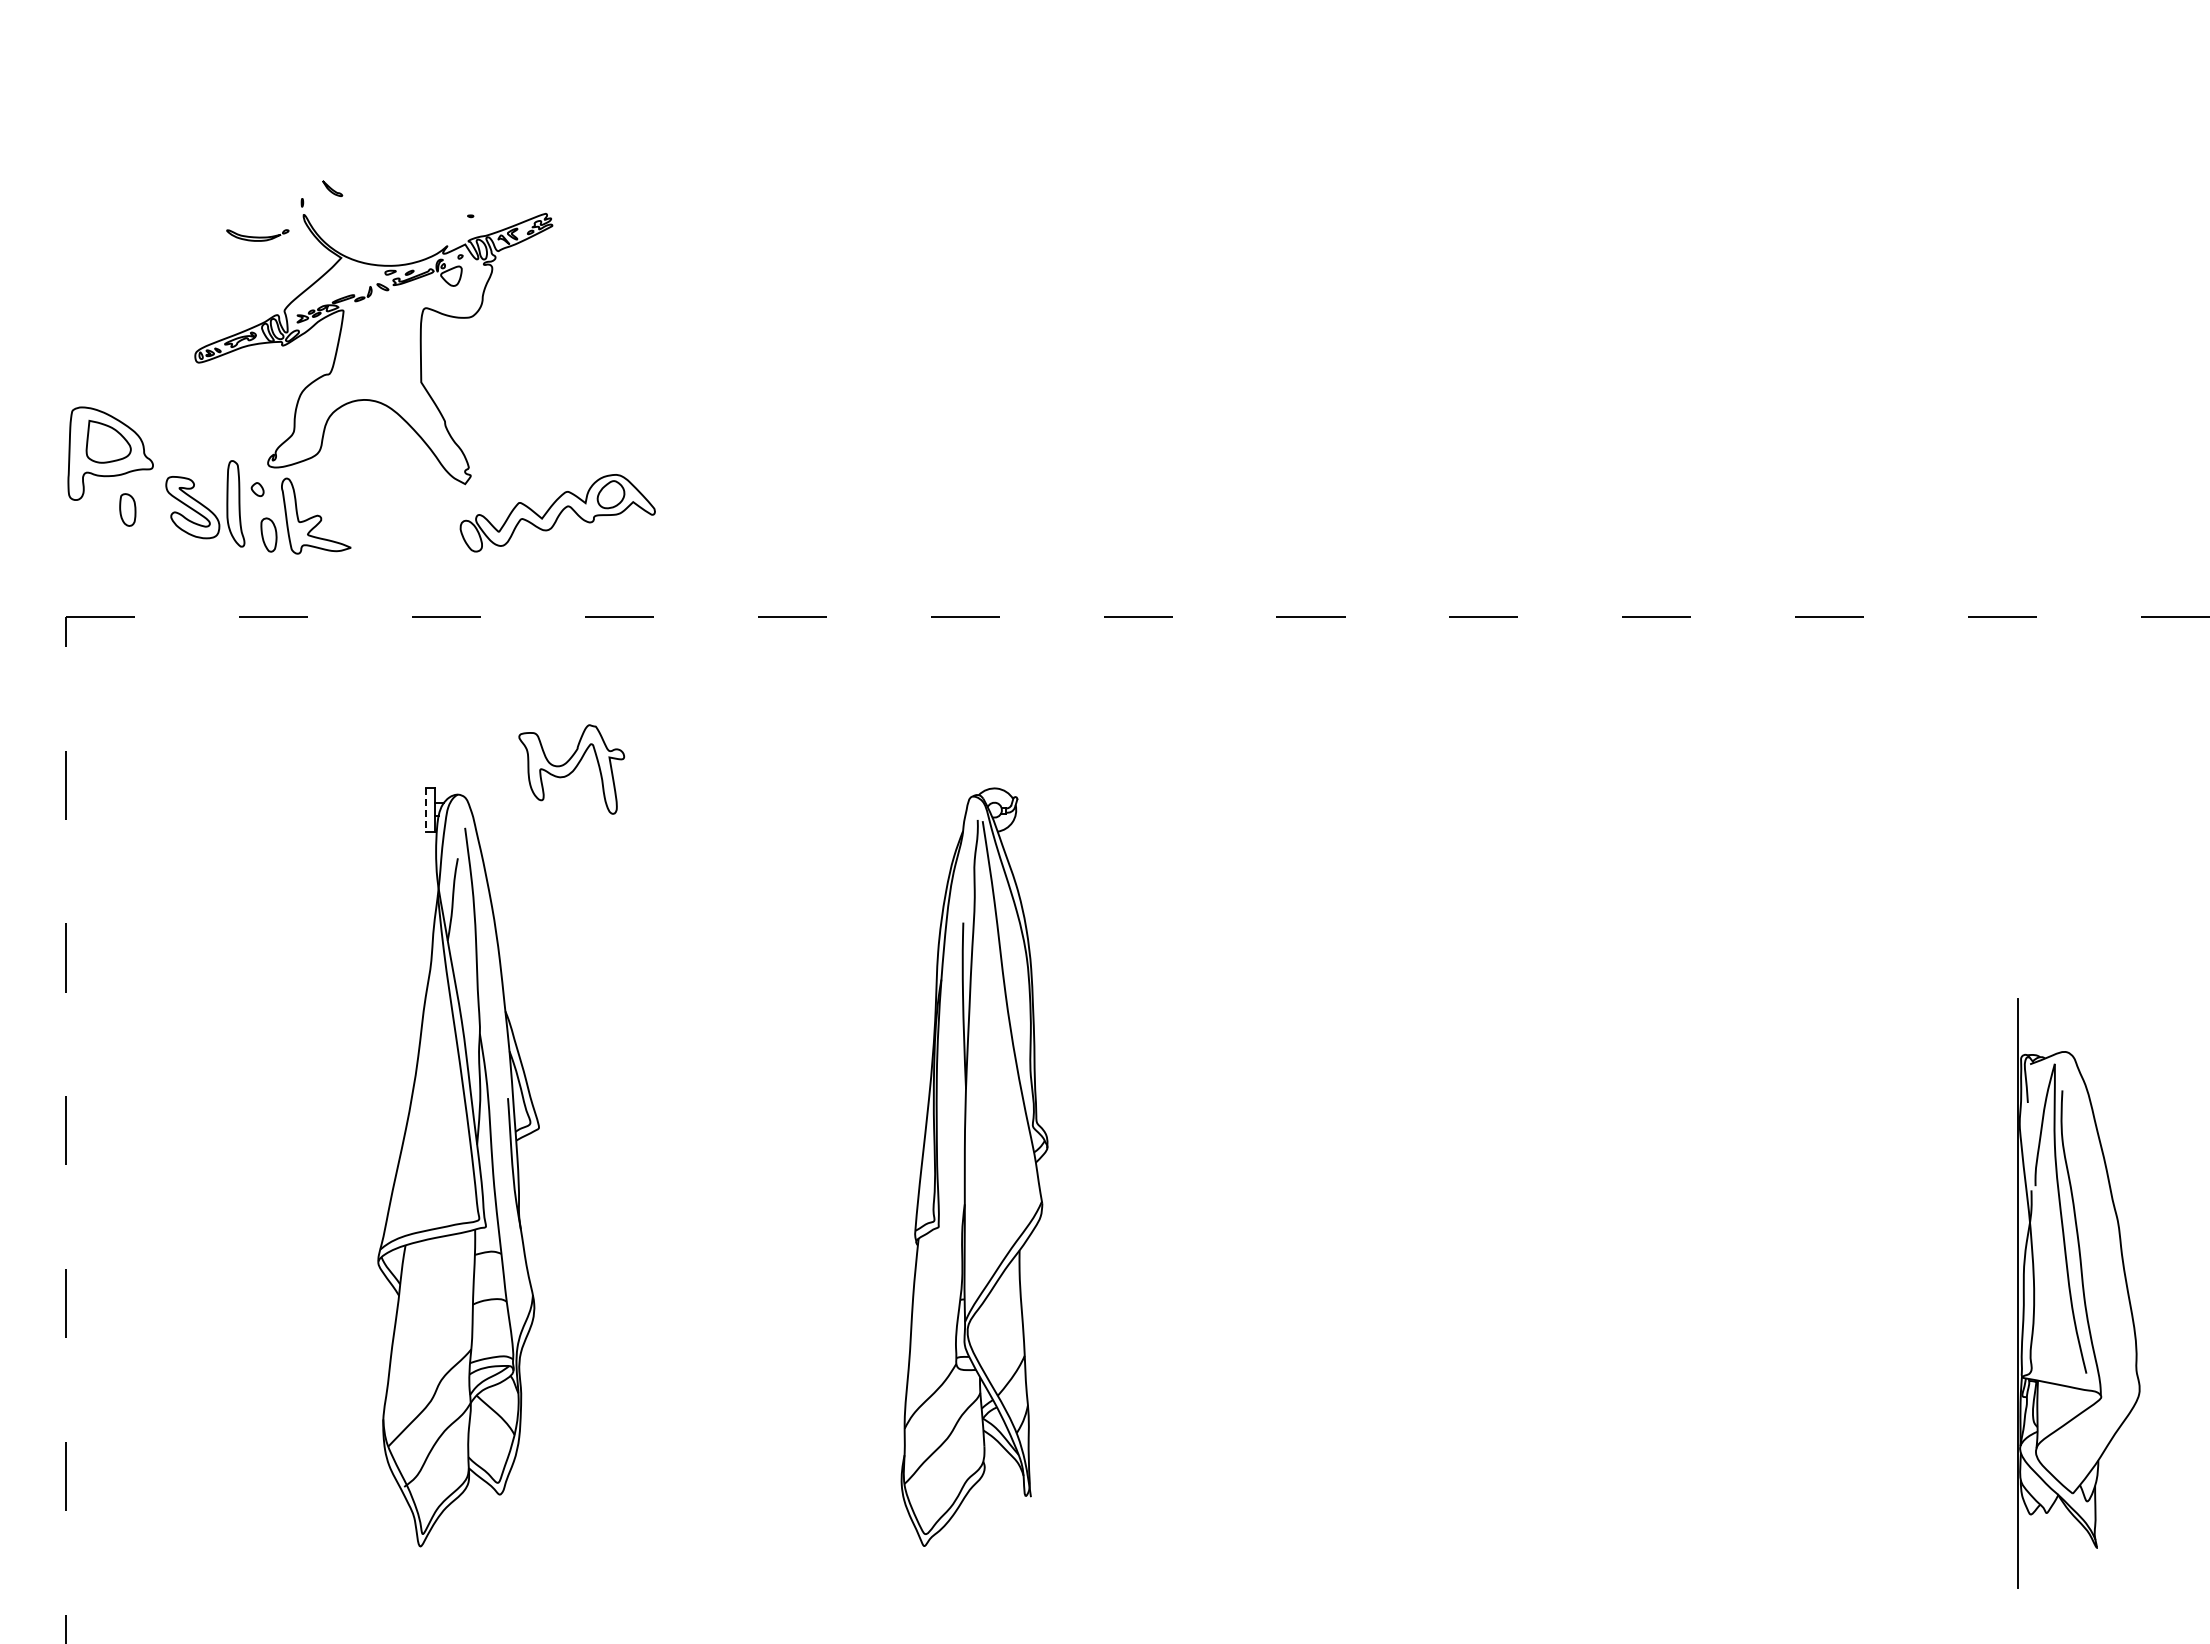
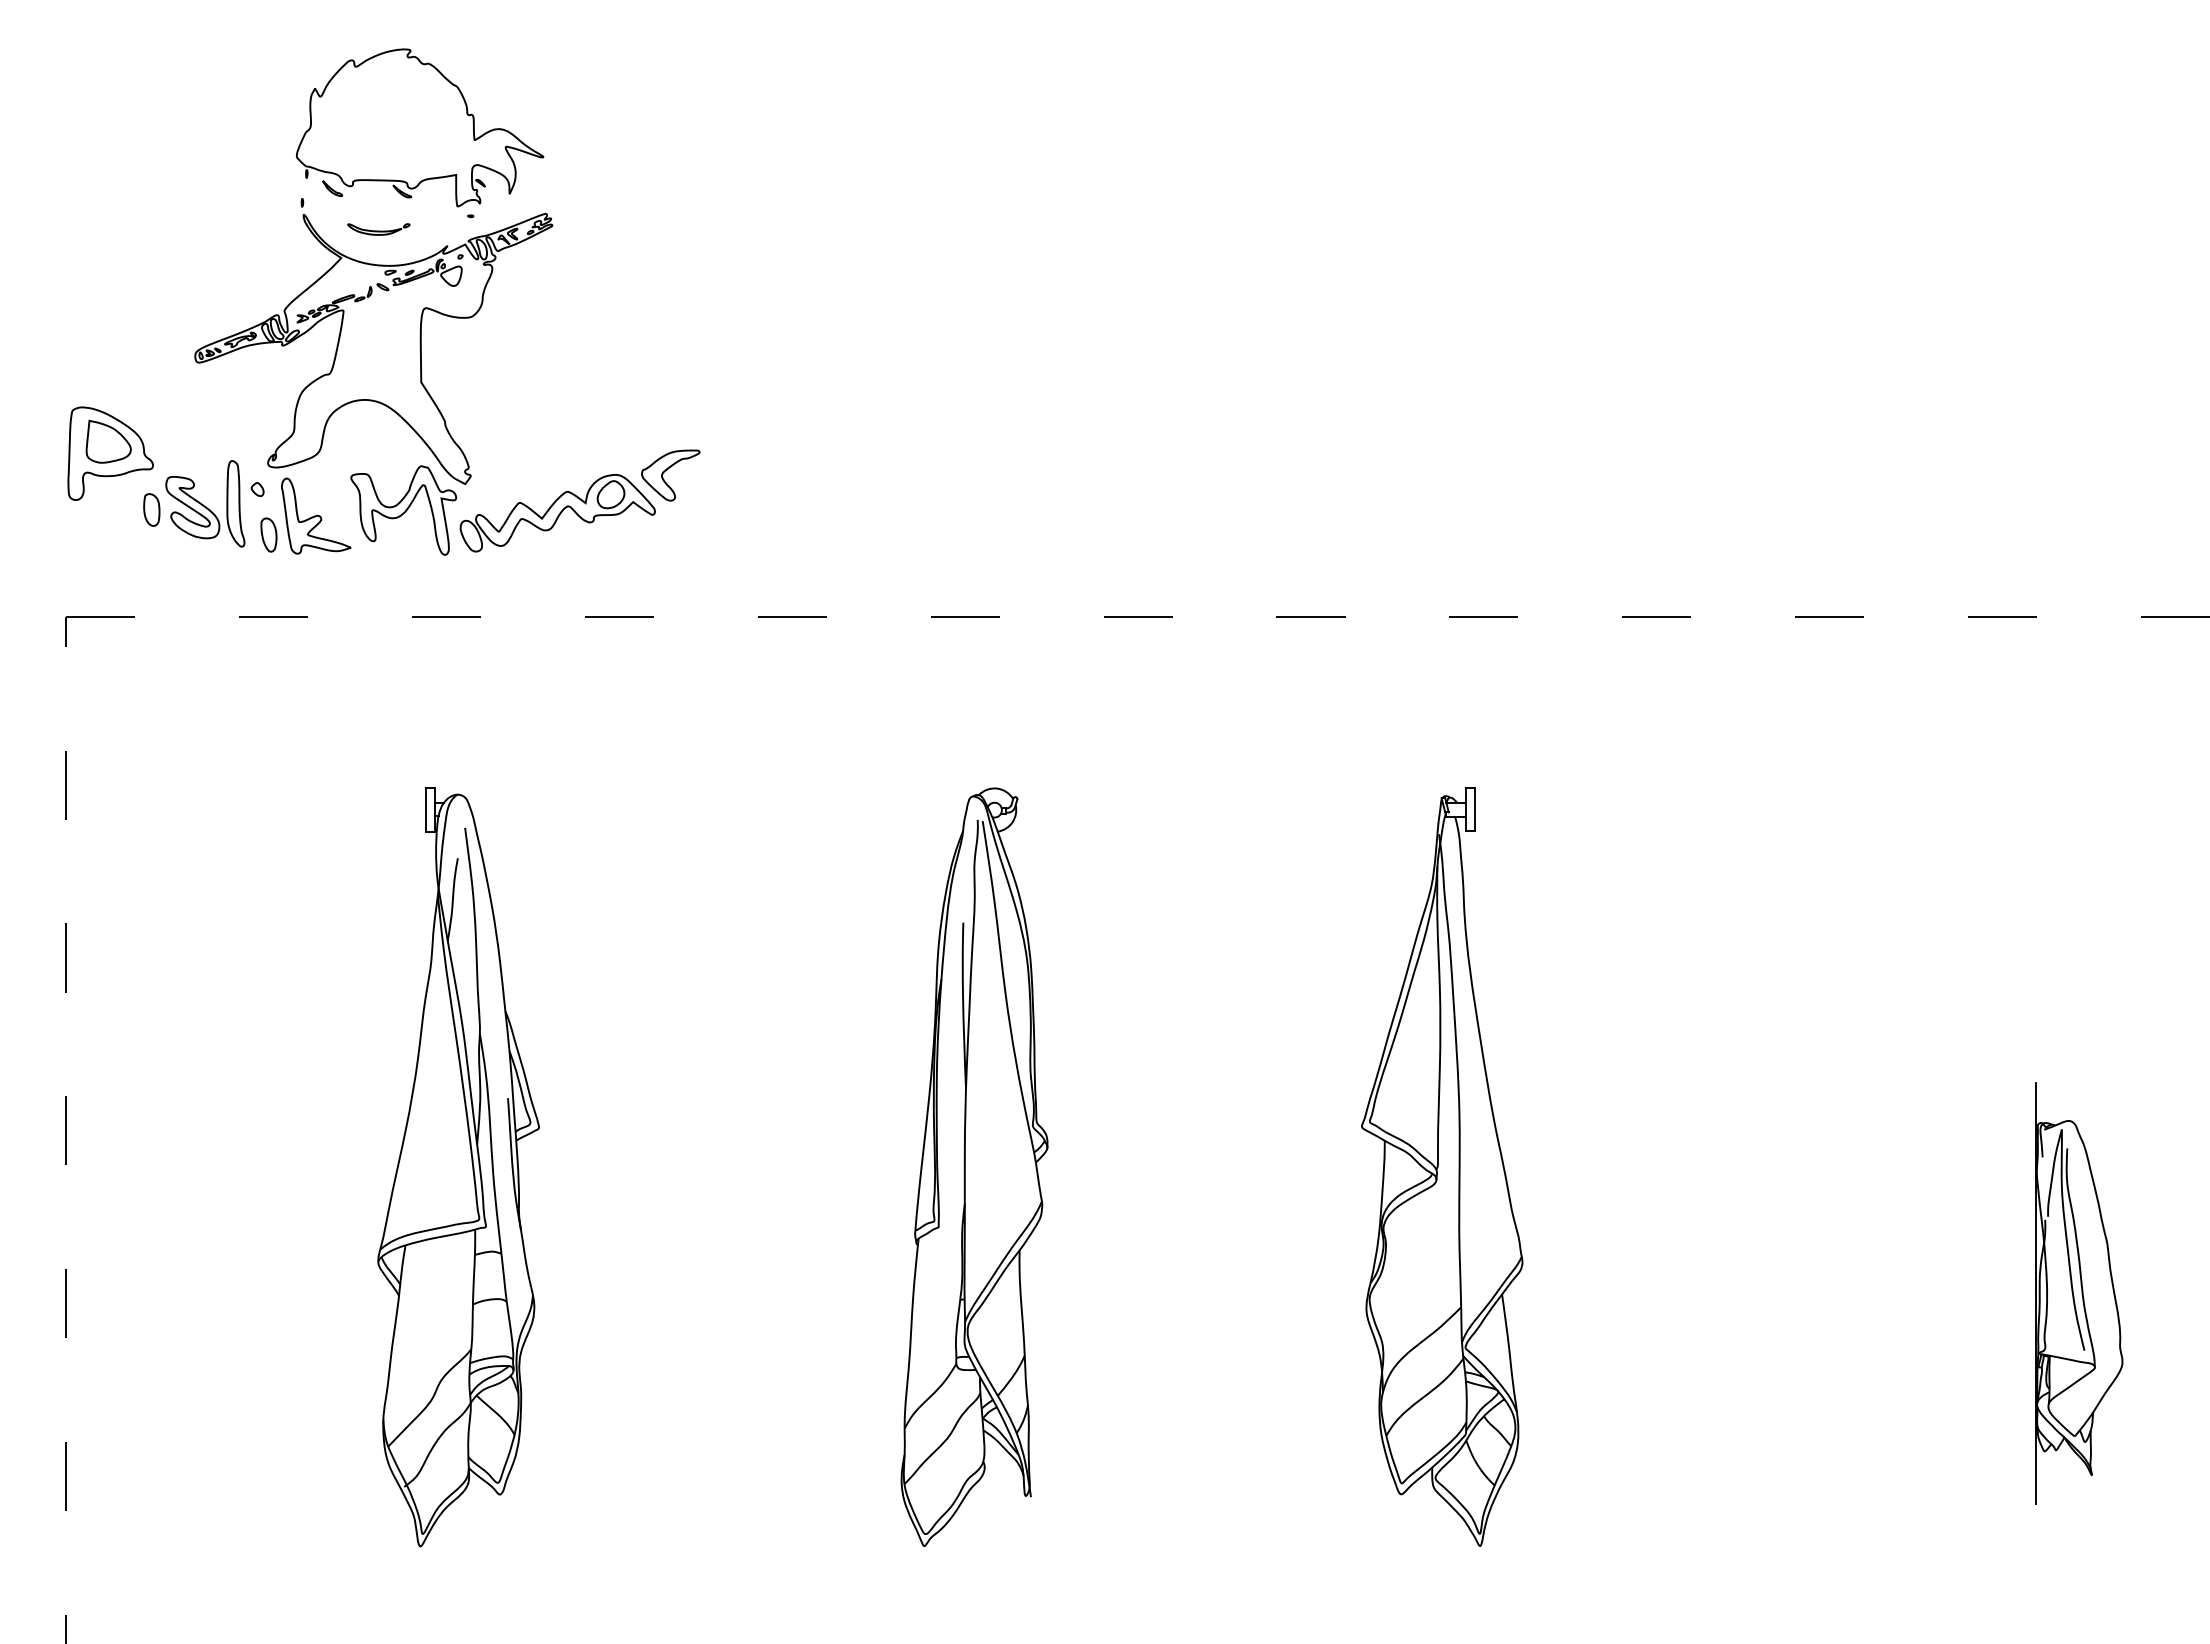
part: none -> present (420, 127)
part position: (257, 235) -> (378, 229) (378, 229)
part: none -> present (670, 475)
part position: (127, 509) -> (151, 509) (151, 509)
part position: (571, 769) -> (403, 510) (403, 510)
line: dashed -> solid (426, 810)
part: none -> present (1442, 1166)
part size: 124x591 px -> 89x423 px (2079, 1293)
